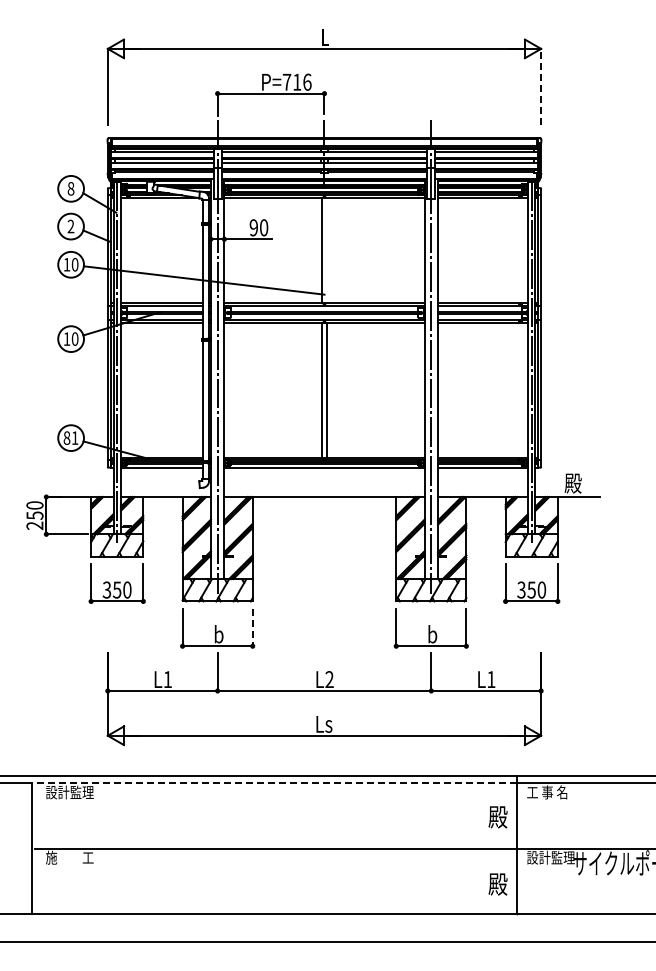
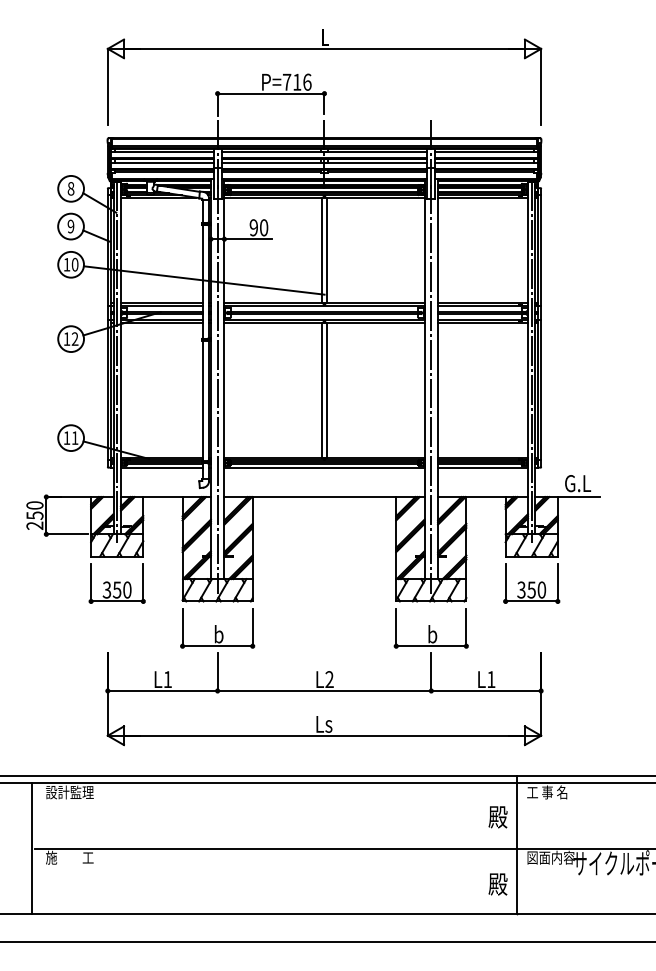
line: dashed -> solid (541, 86)
text: 2 -> 9 (70, 226)
line: none -> present (327, 250)
text: 10 -> 12 (74, 338)
text: 81 -> 11 (66, 437)
text: 殿 -> G.L (577, 483)
line: dashed -> solid (252, 627)
line: dashed -> solid (273, 783)
text: 設計監理 -> 図面内容 (550, 857)
